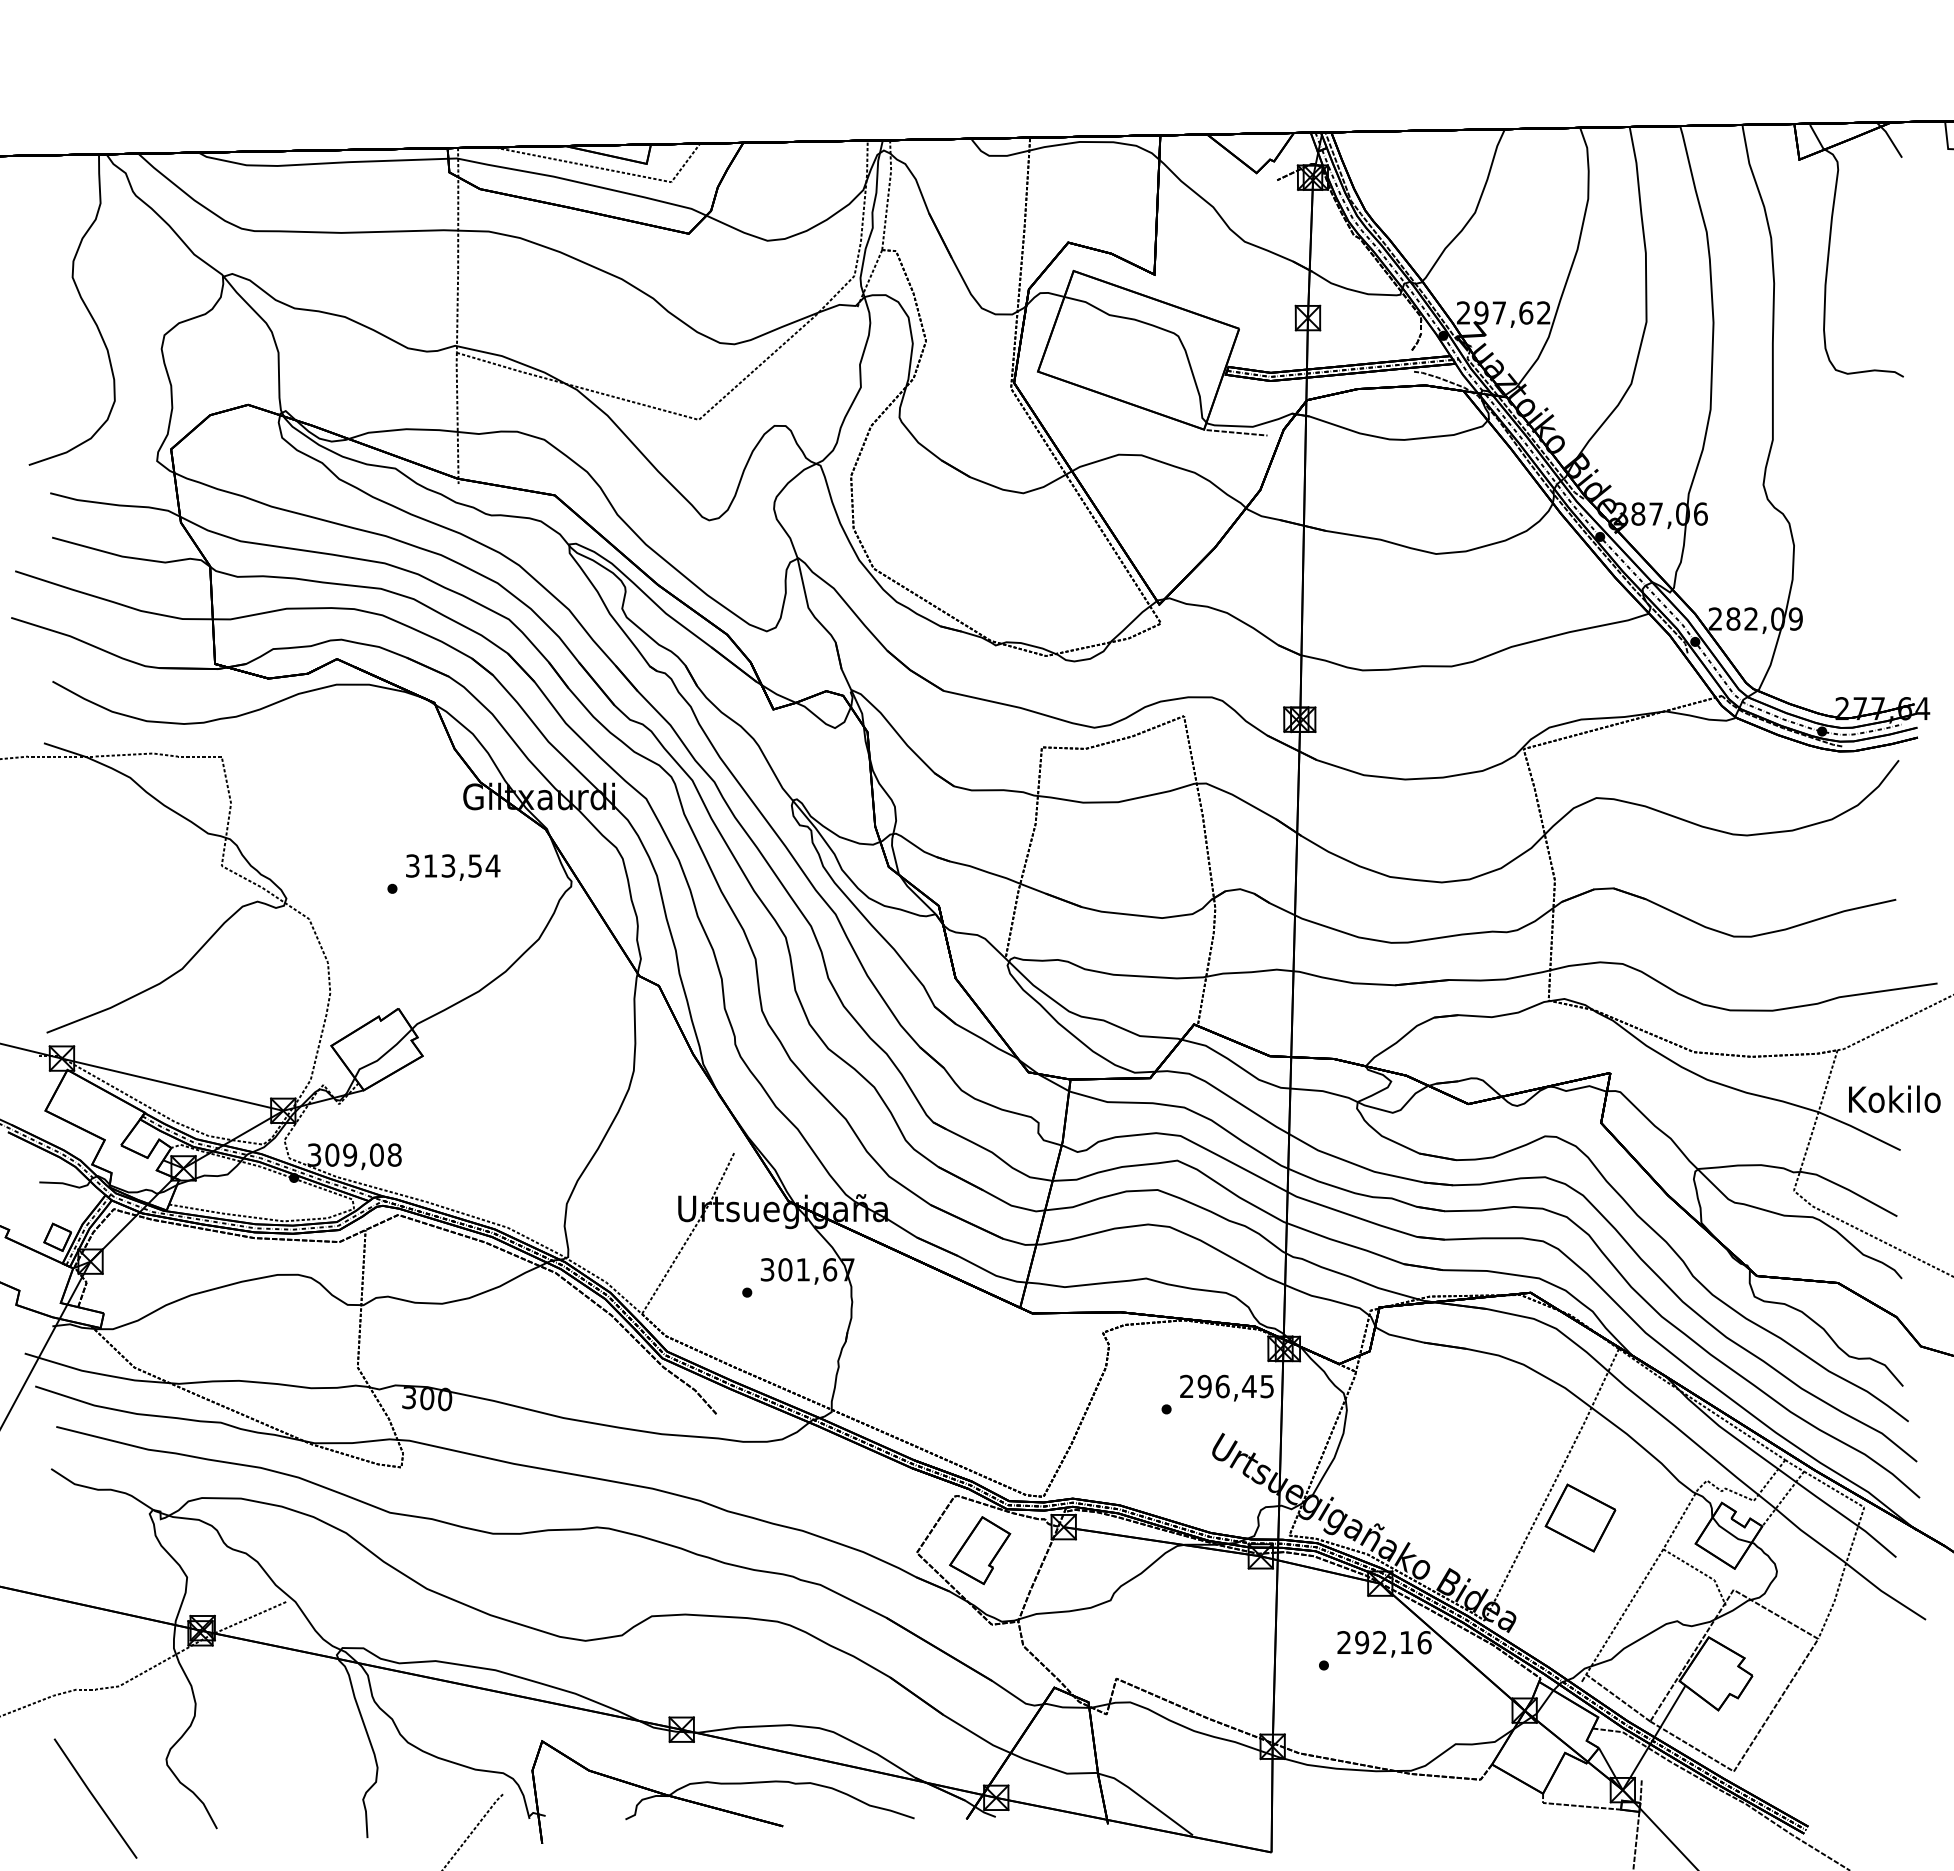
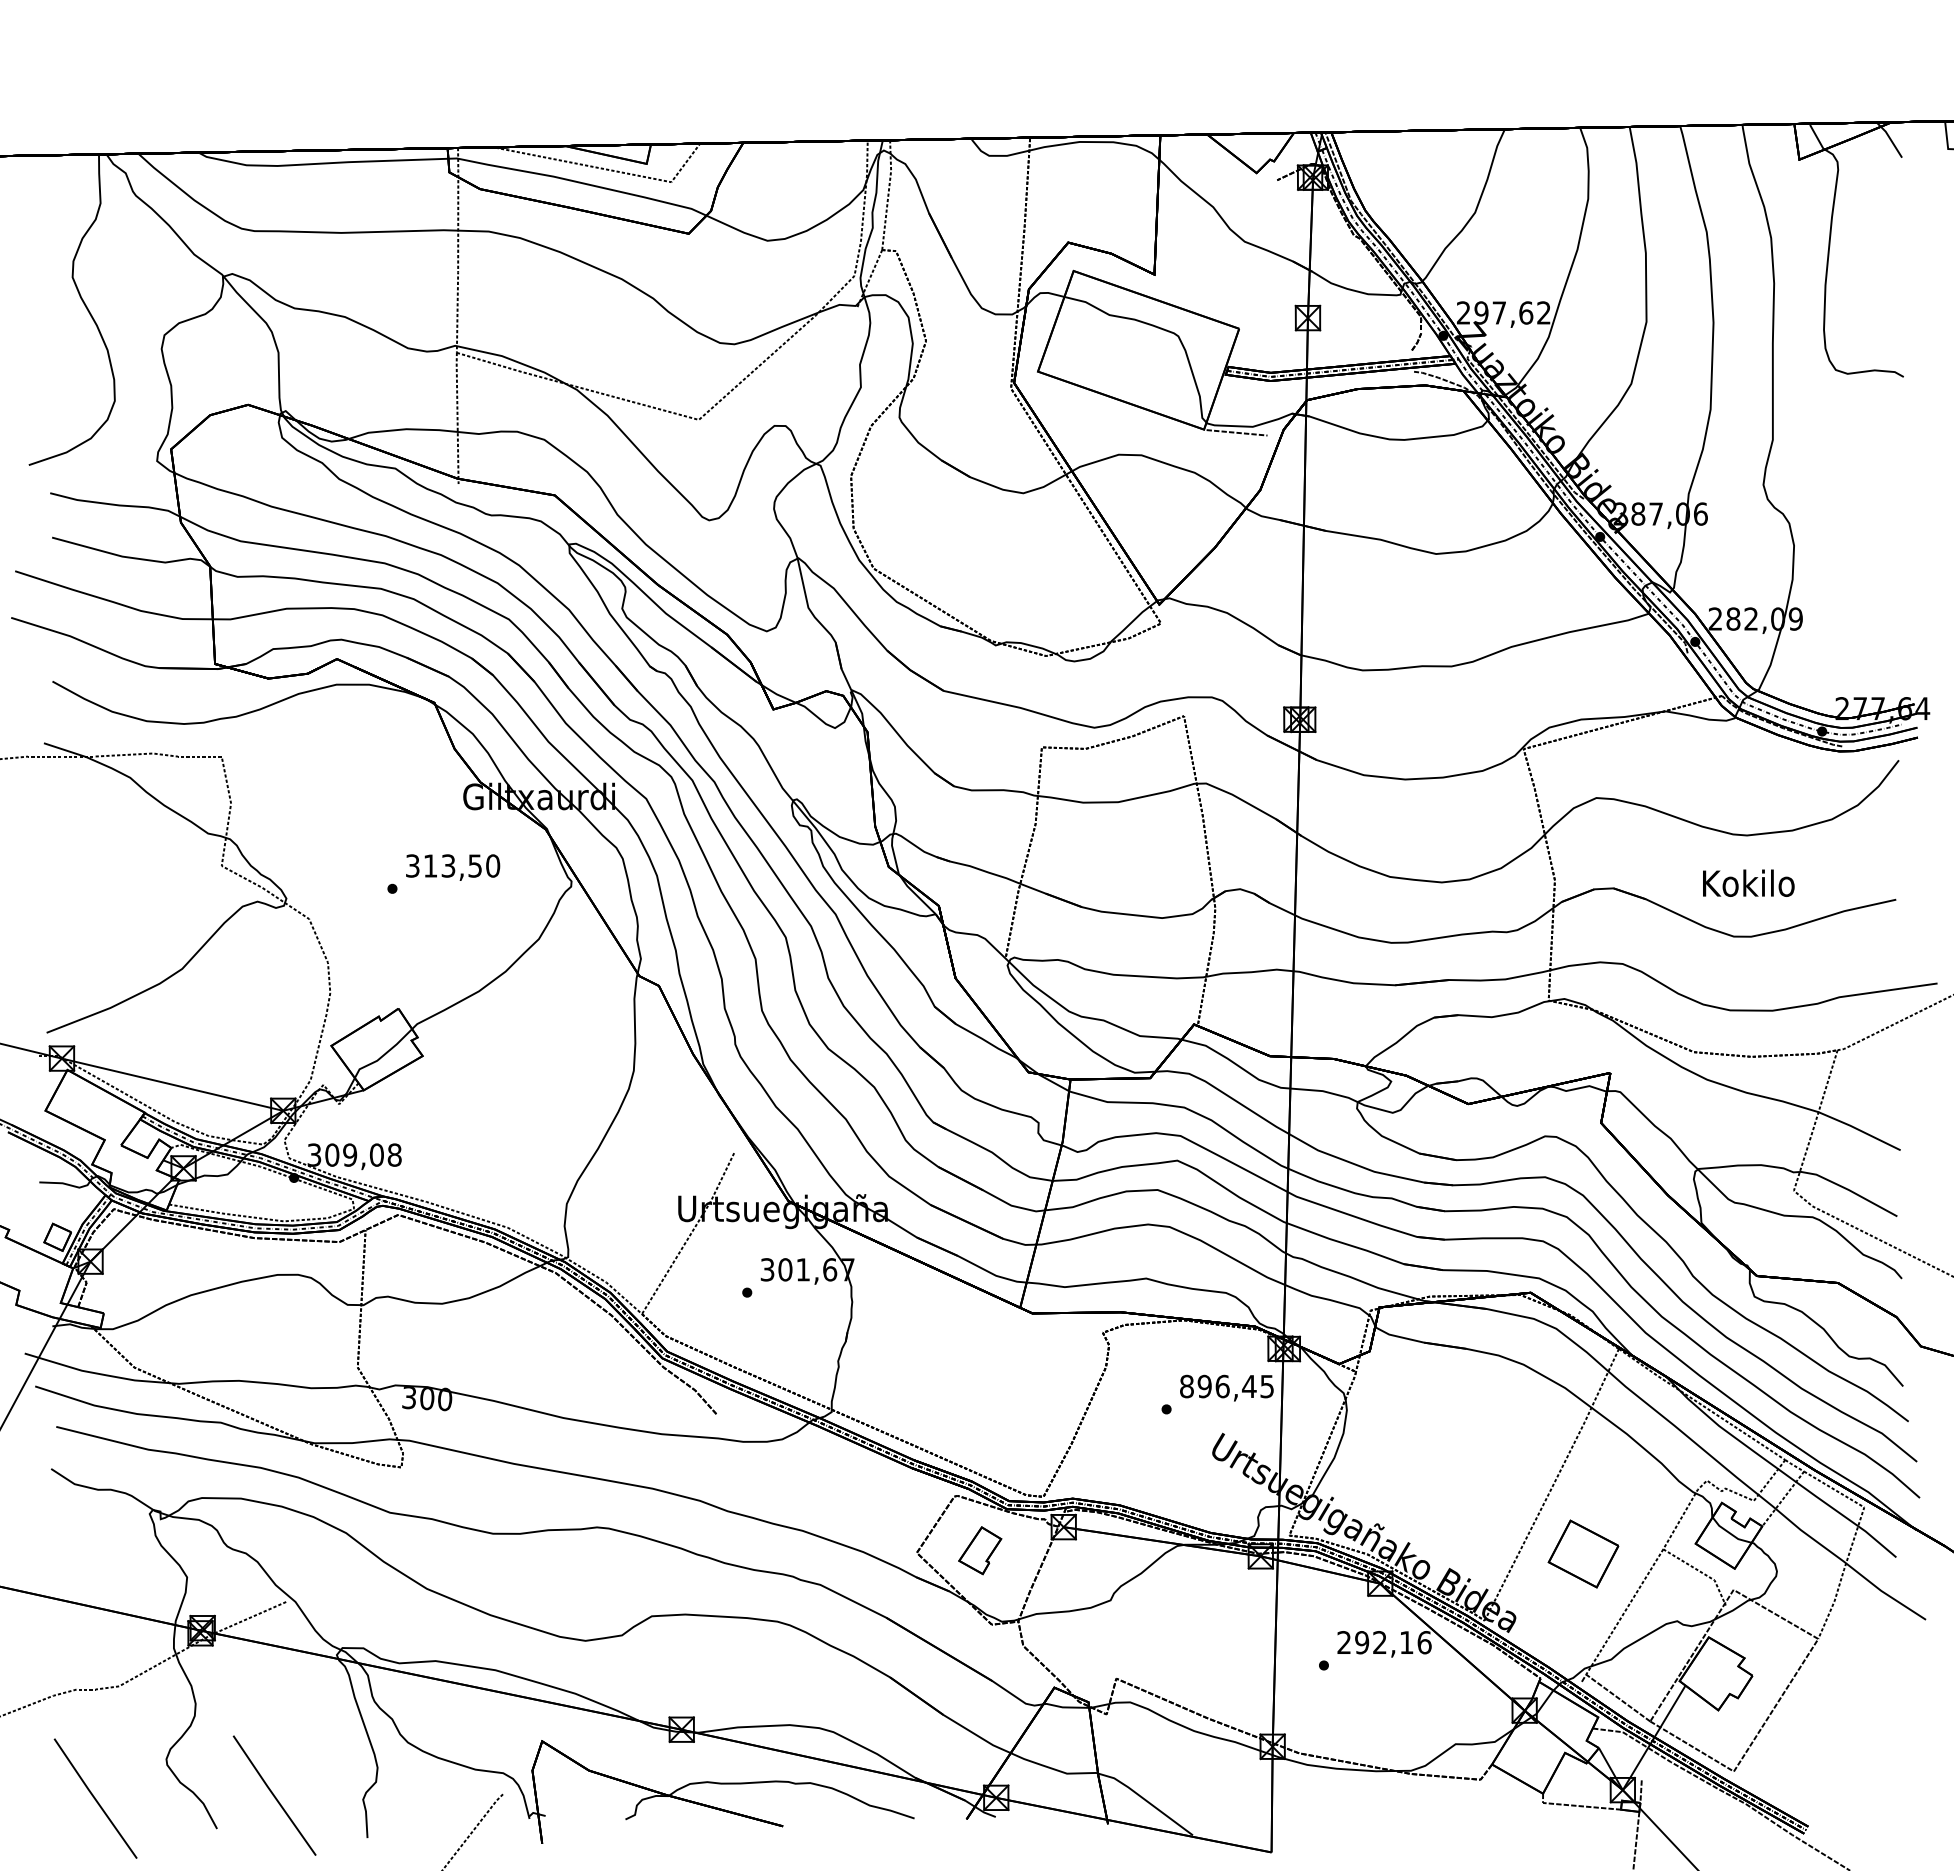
text: 313,54 -> 313,50 (492, 865)
text position: (1894, 1098) -> (1748, 882) (1748, 882)
text: 296,45 -> 896,45 (1186, 1386)
part position: (1580, 1517) -> (1583, 1553) (1583, 1553)
part size: 63x70 px -> 45x50 px (980, 1550)
line: none -> present (274, 1795)
